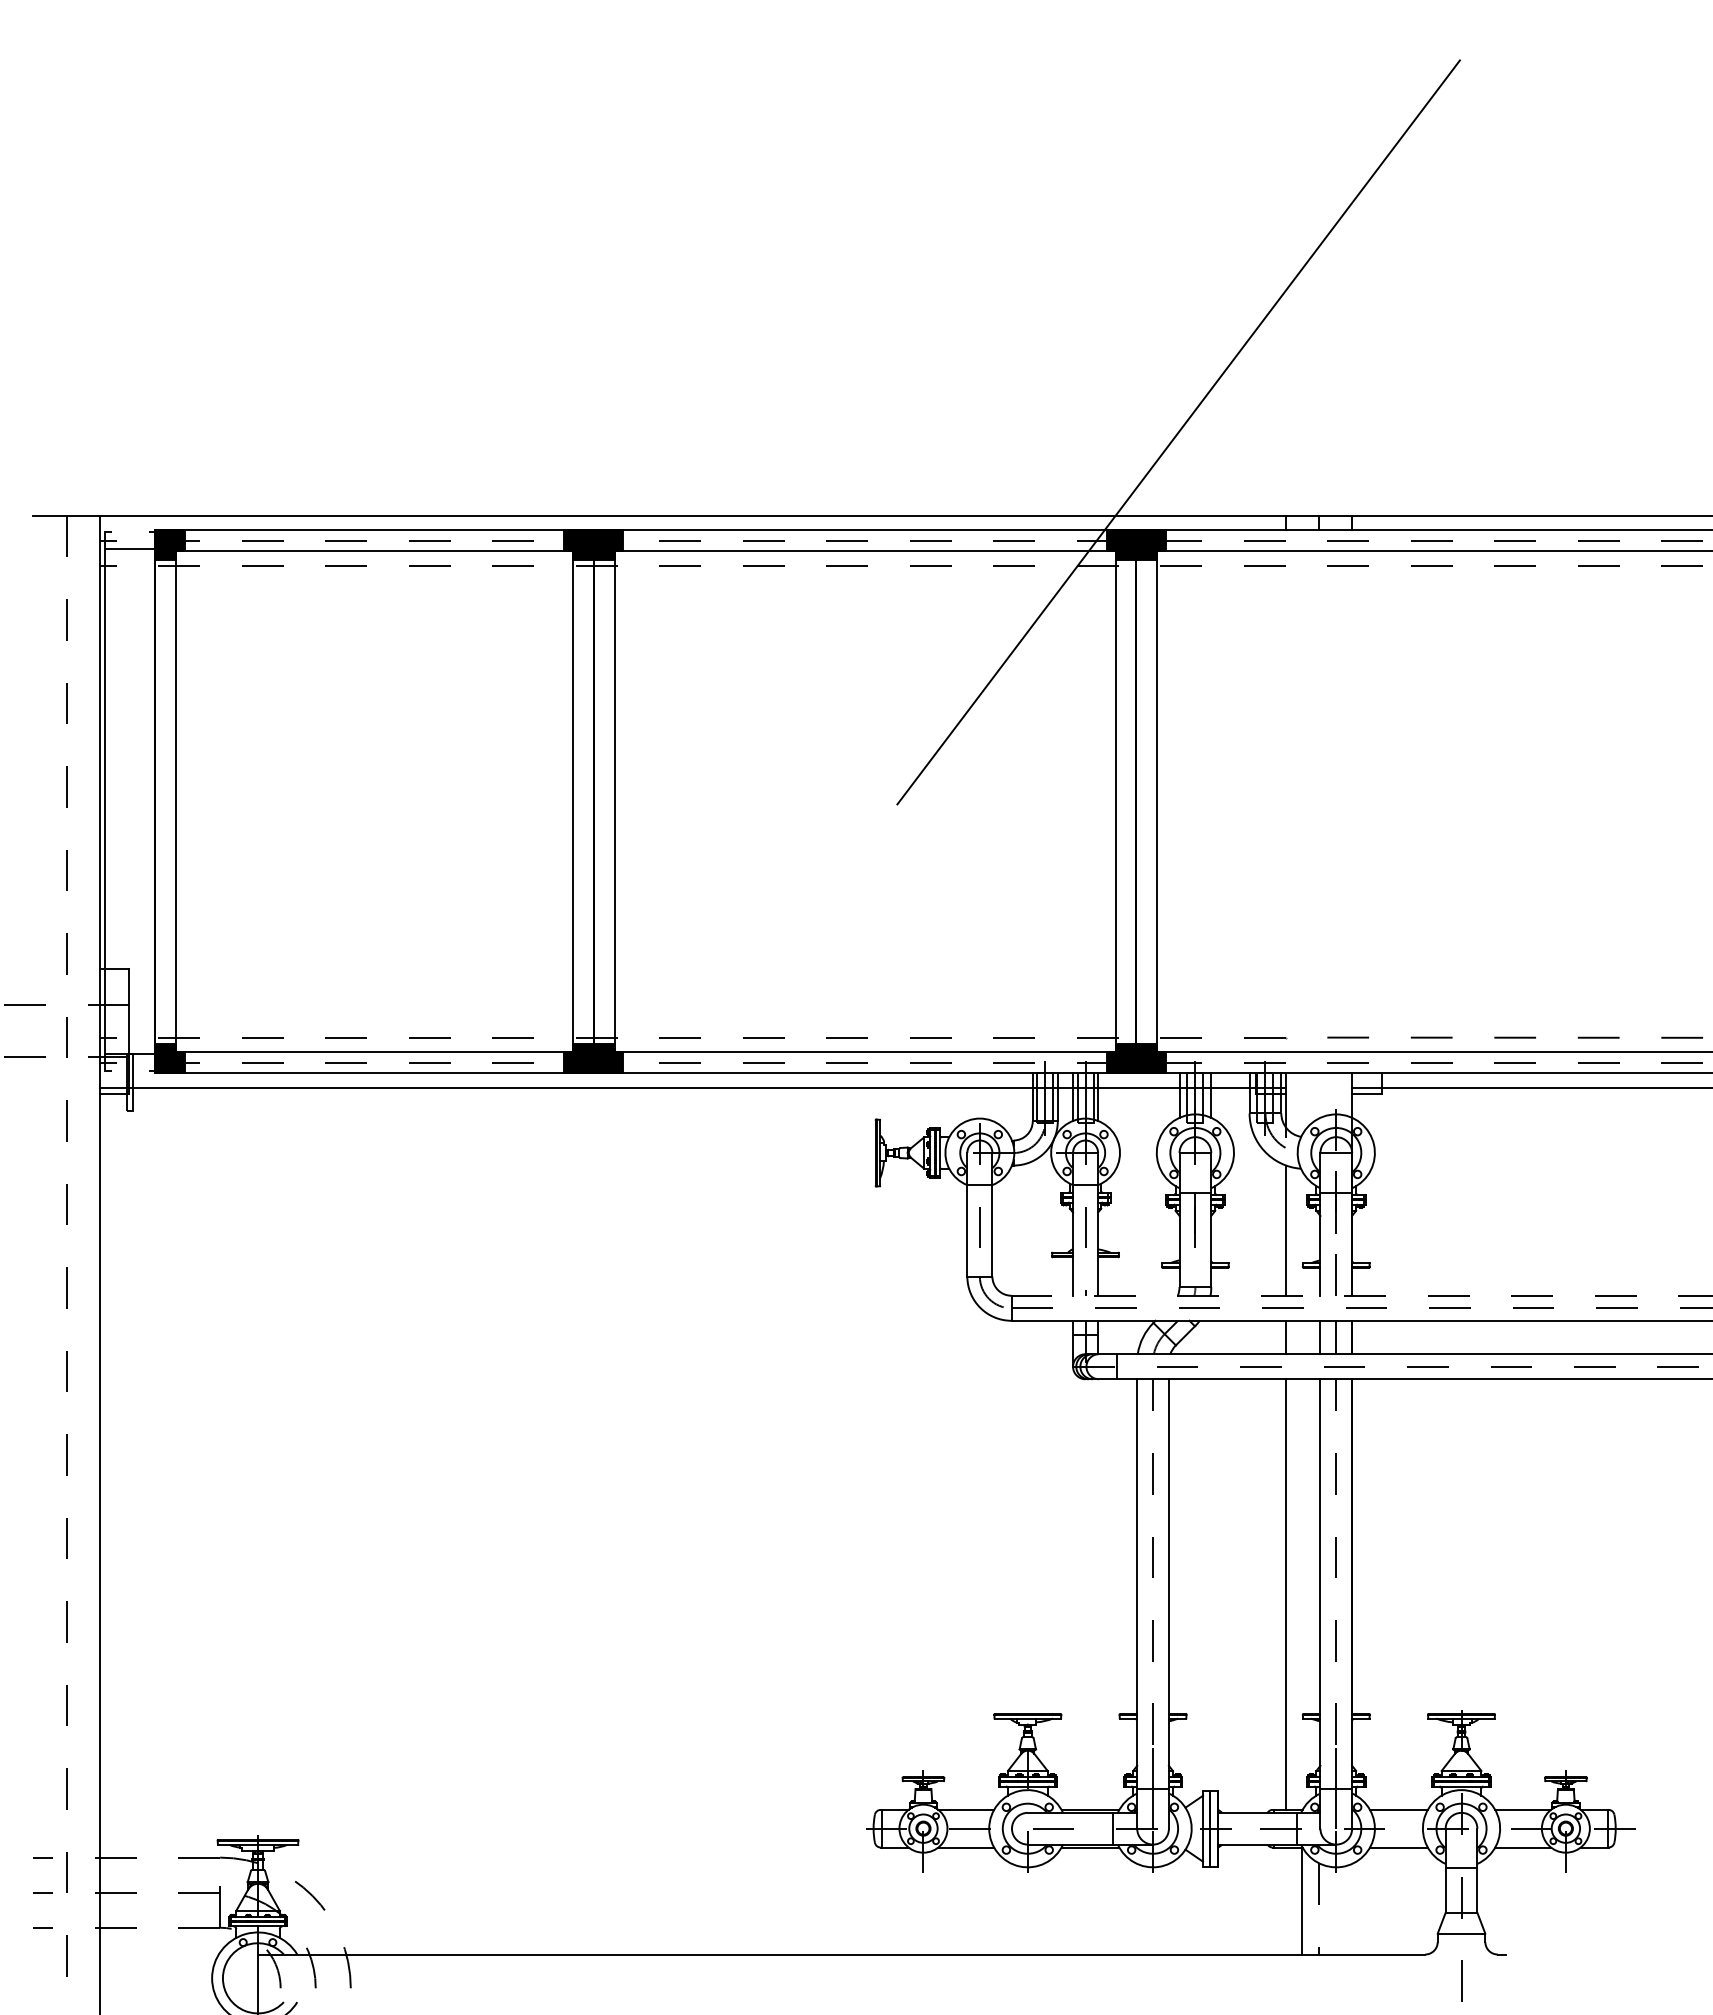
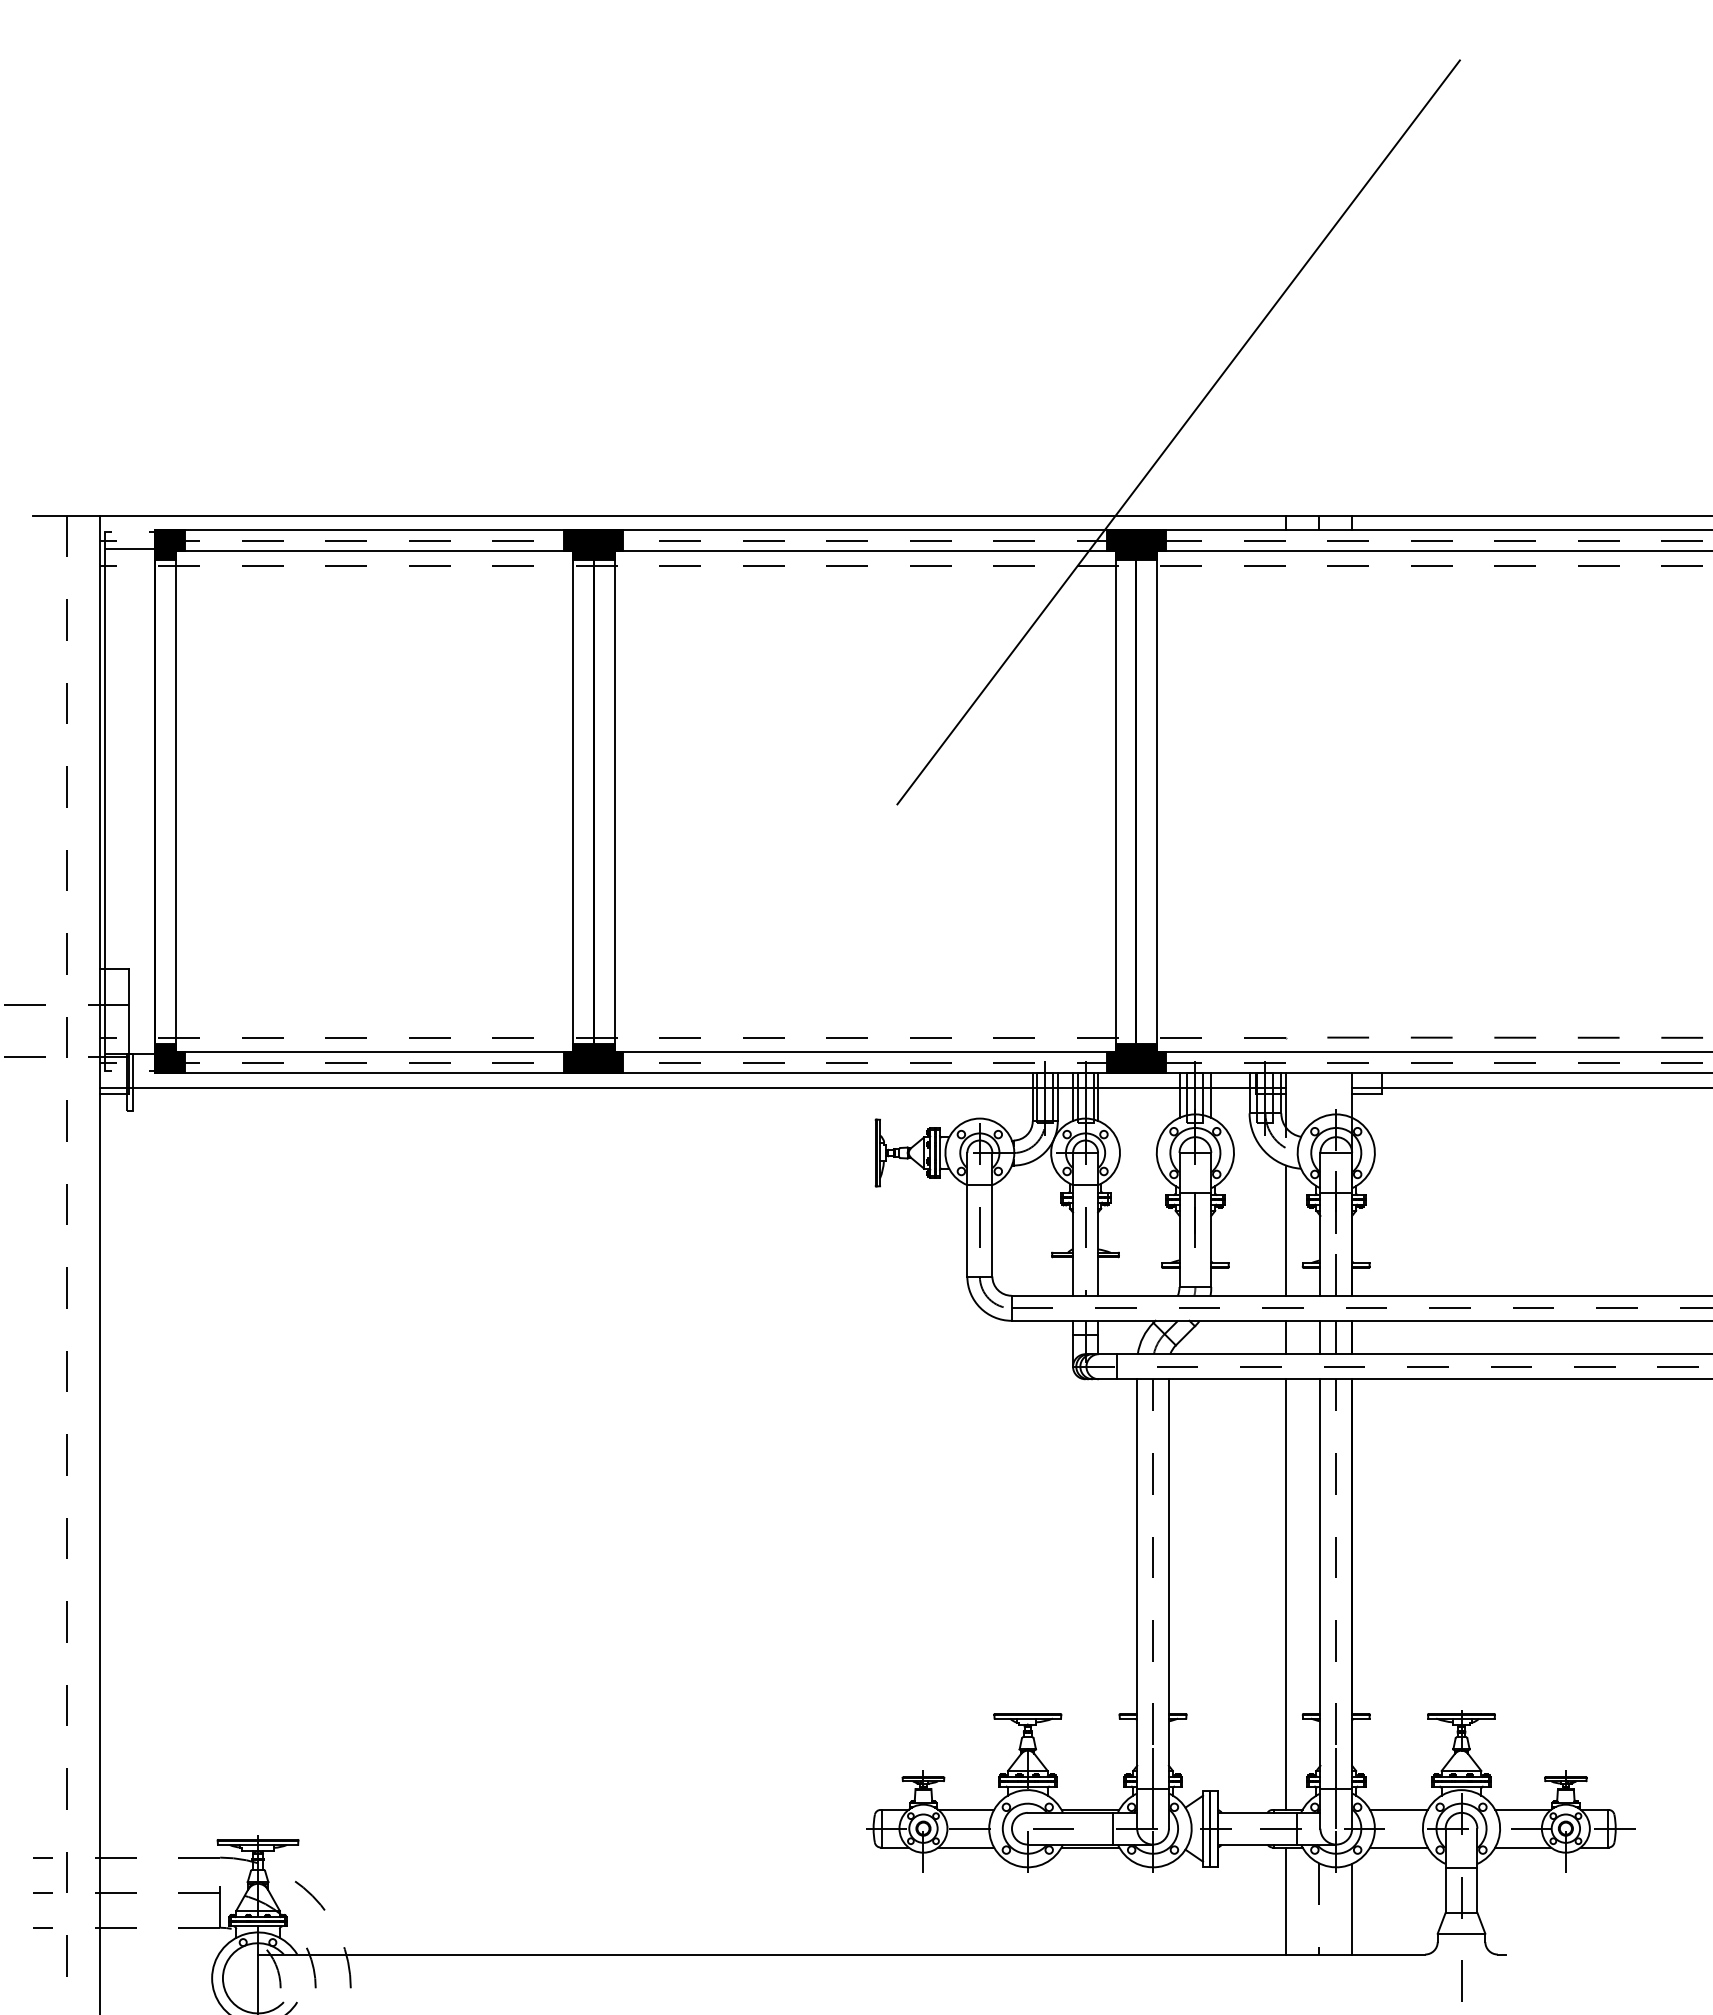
line: dashed -> solid (1361, 1295)
line position: (1301, 1900) -> (1285, 1900) (1285, 1900)
line: none -> present (1352, 1908)
